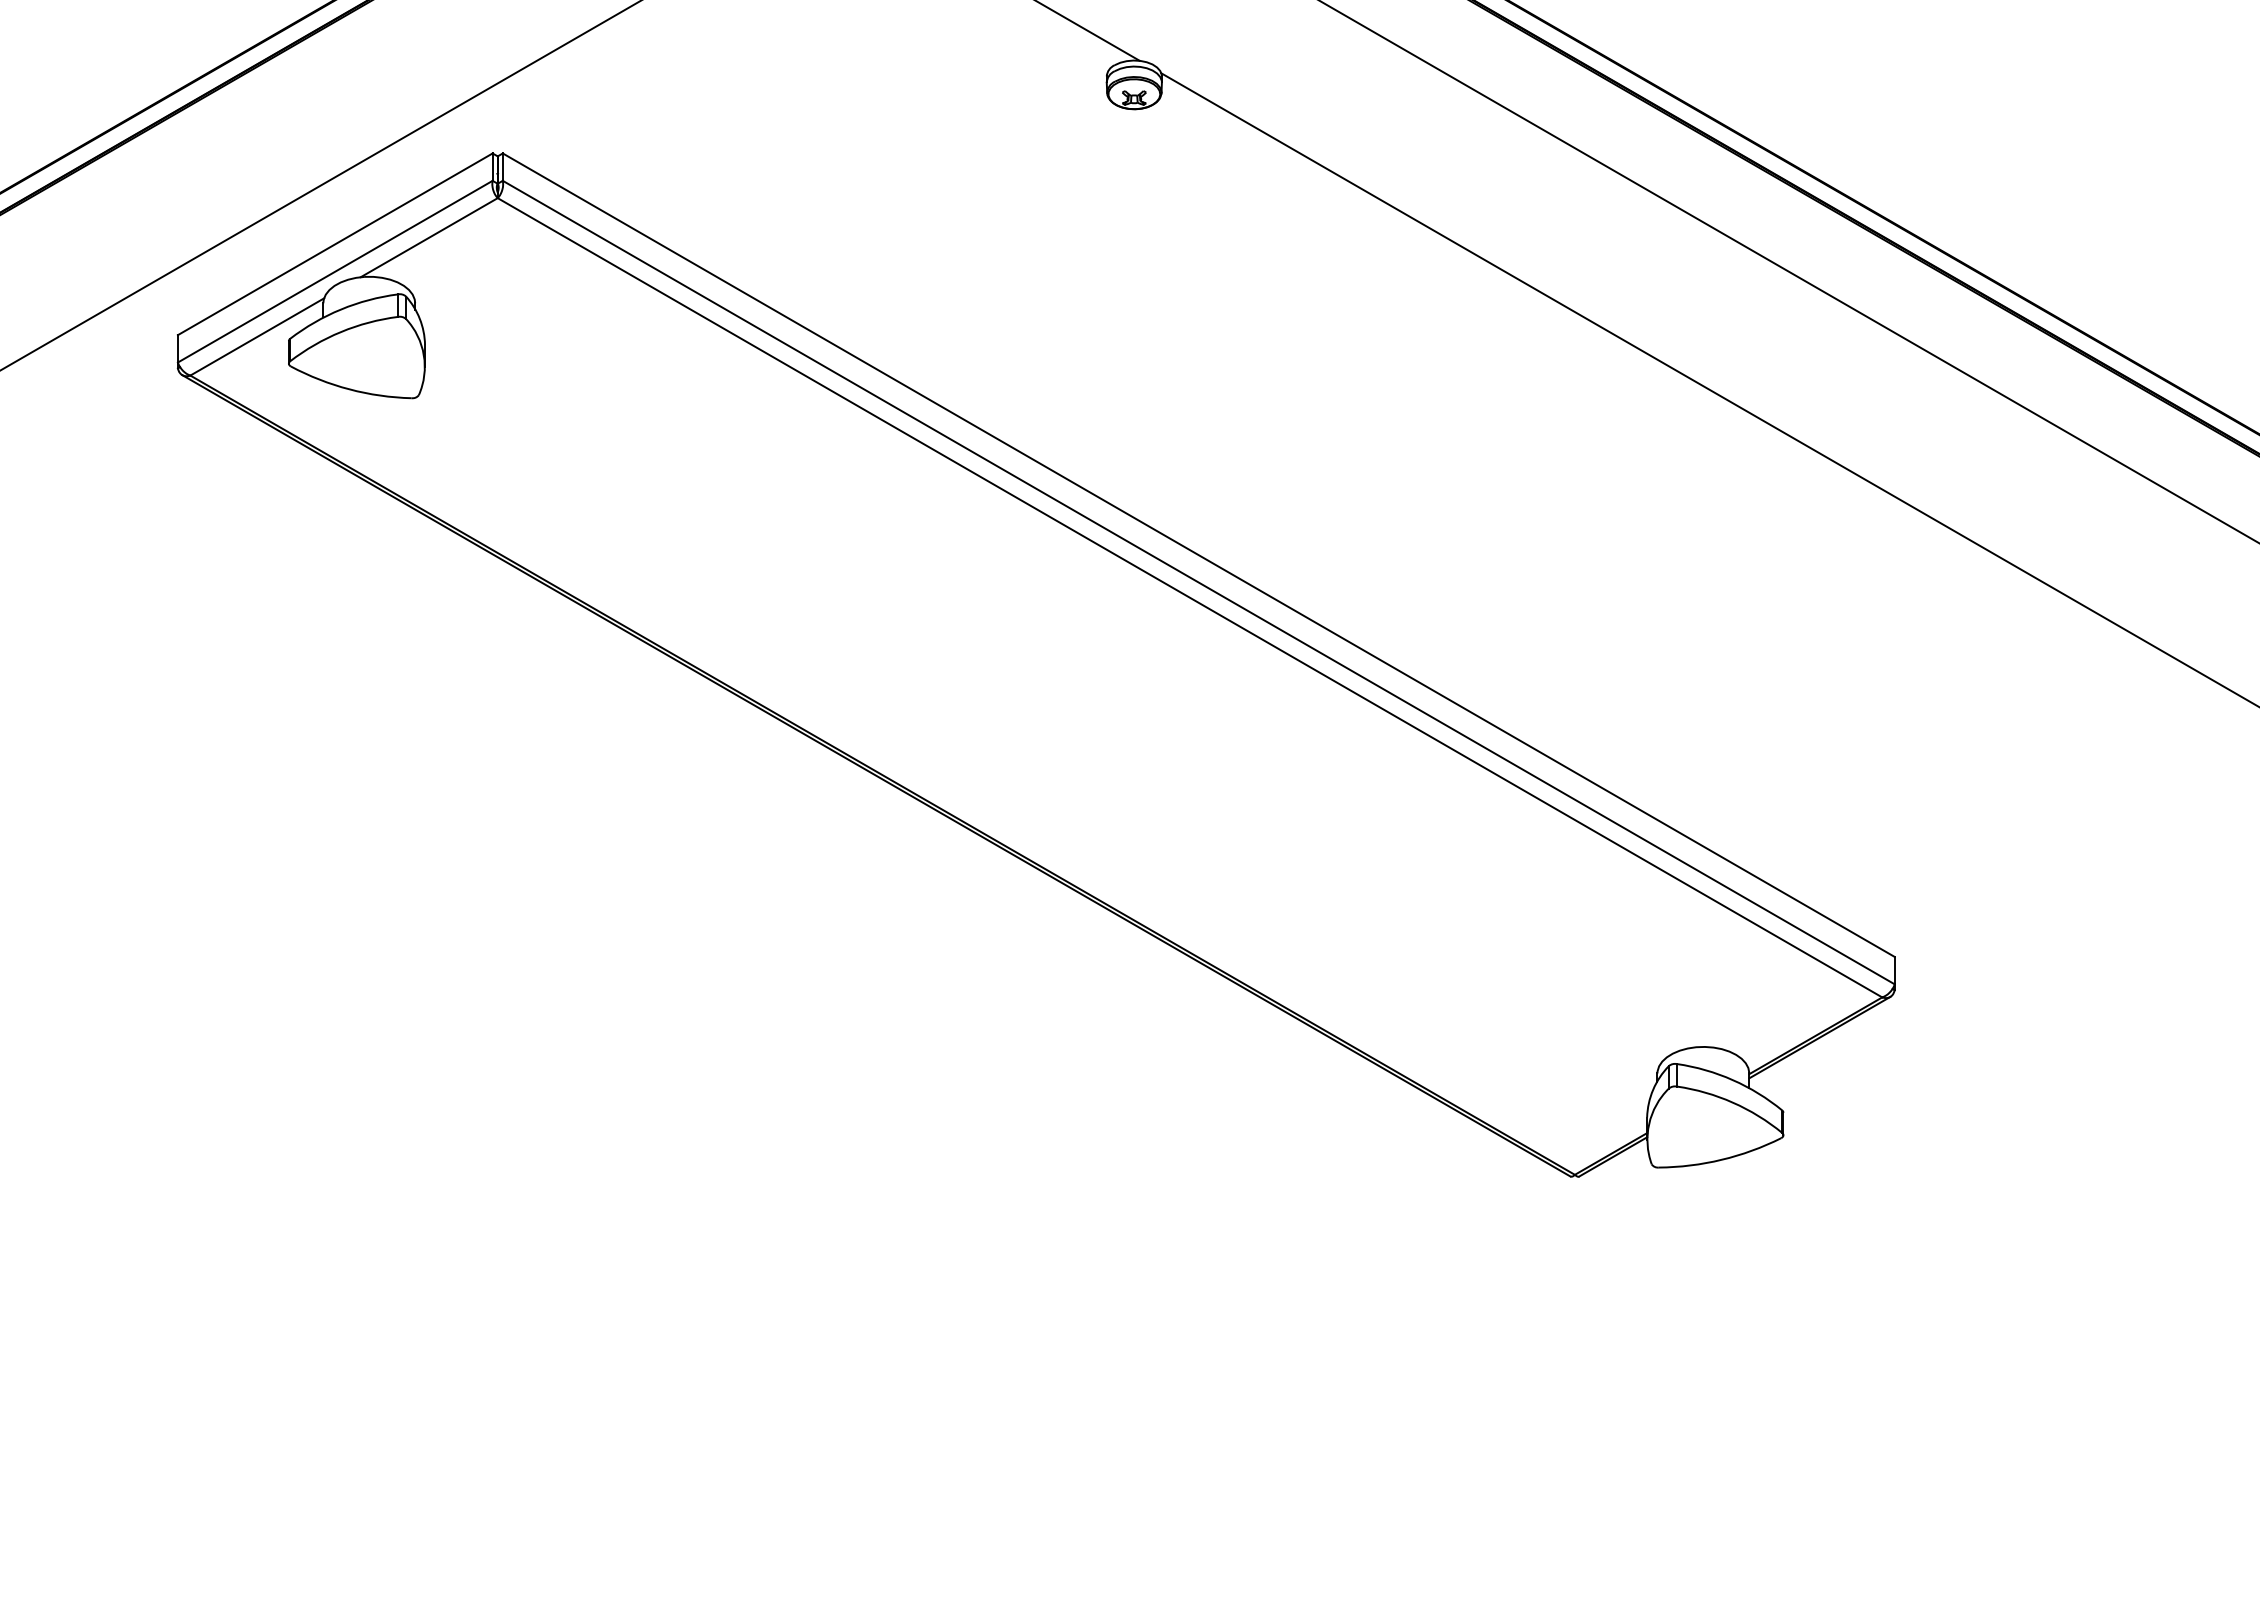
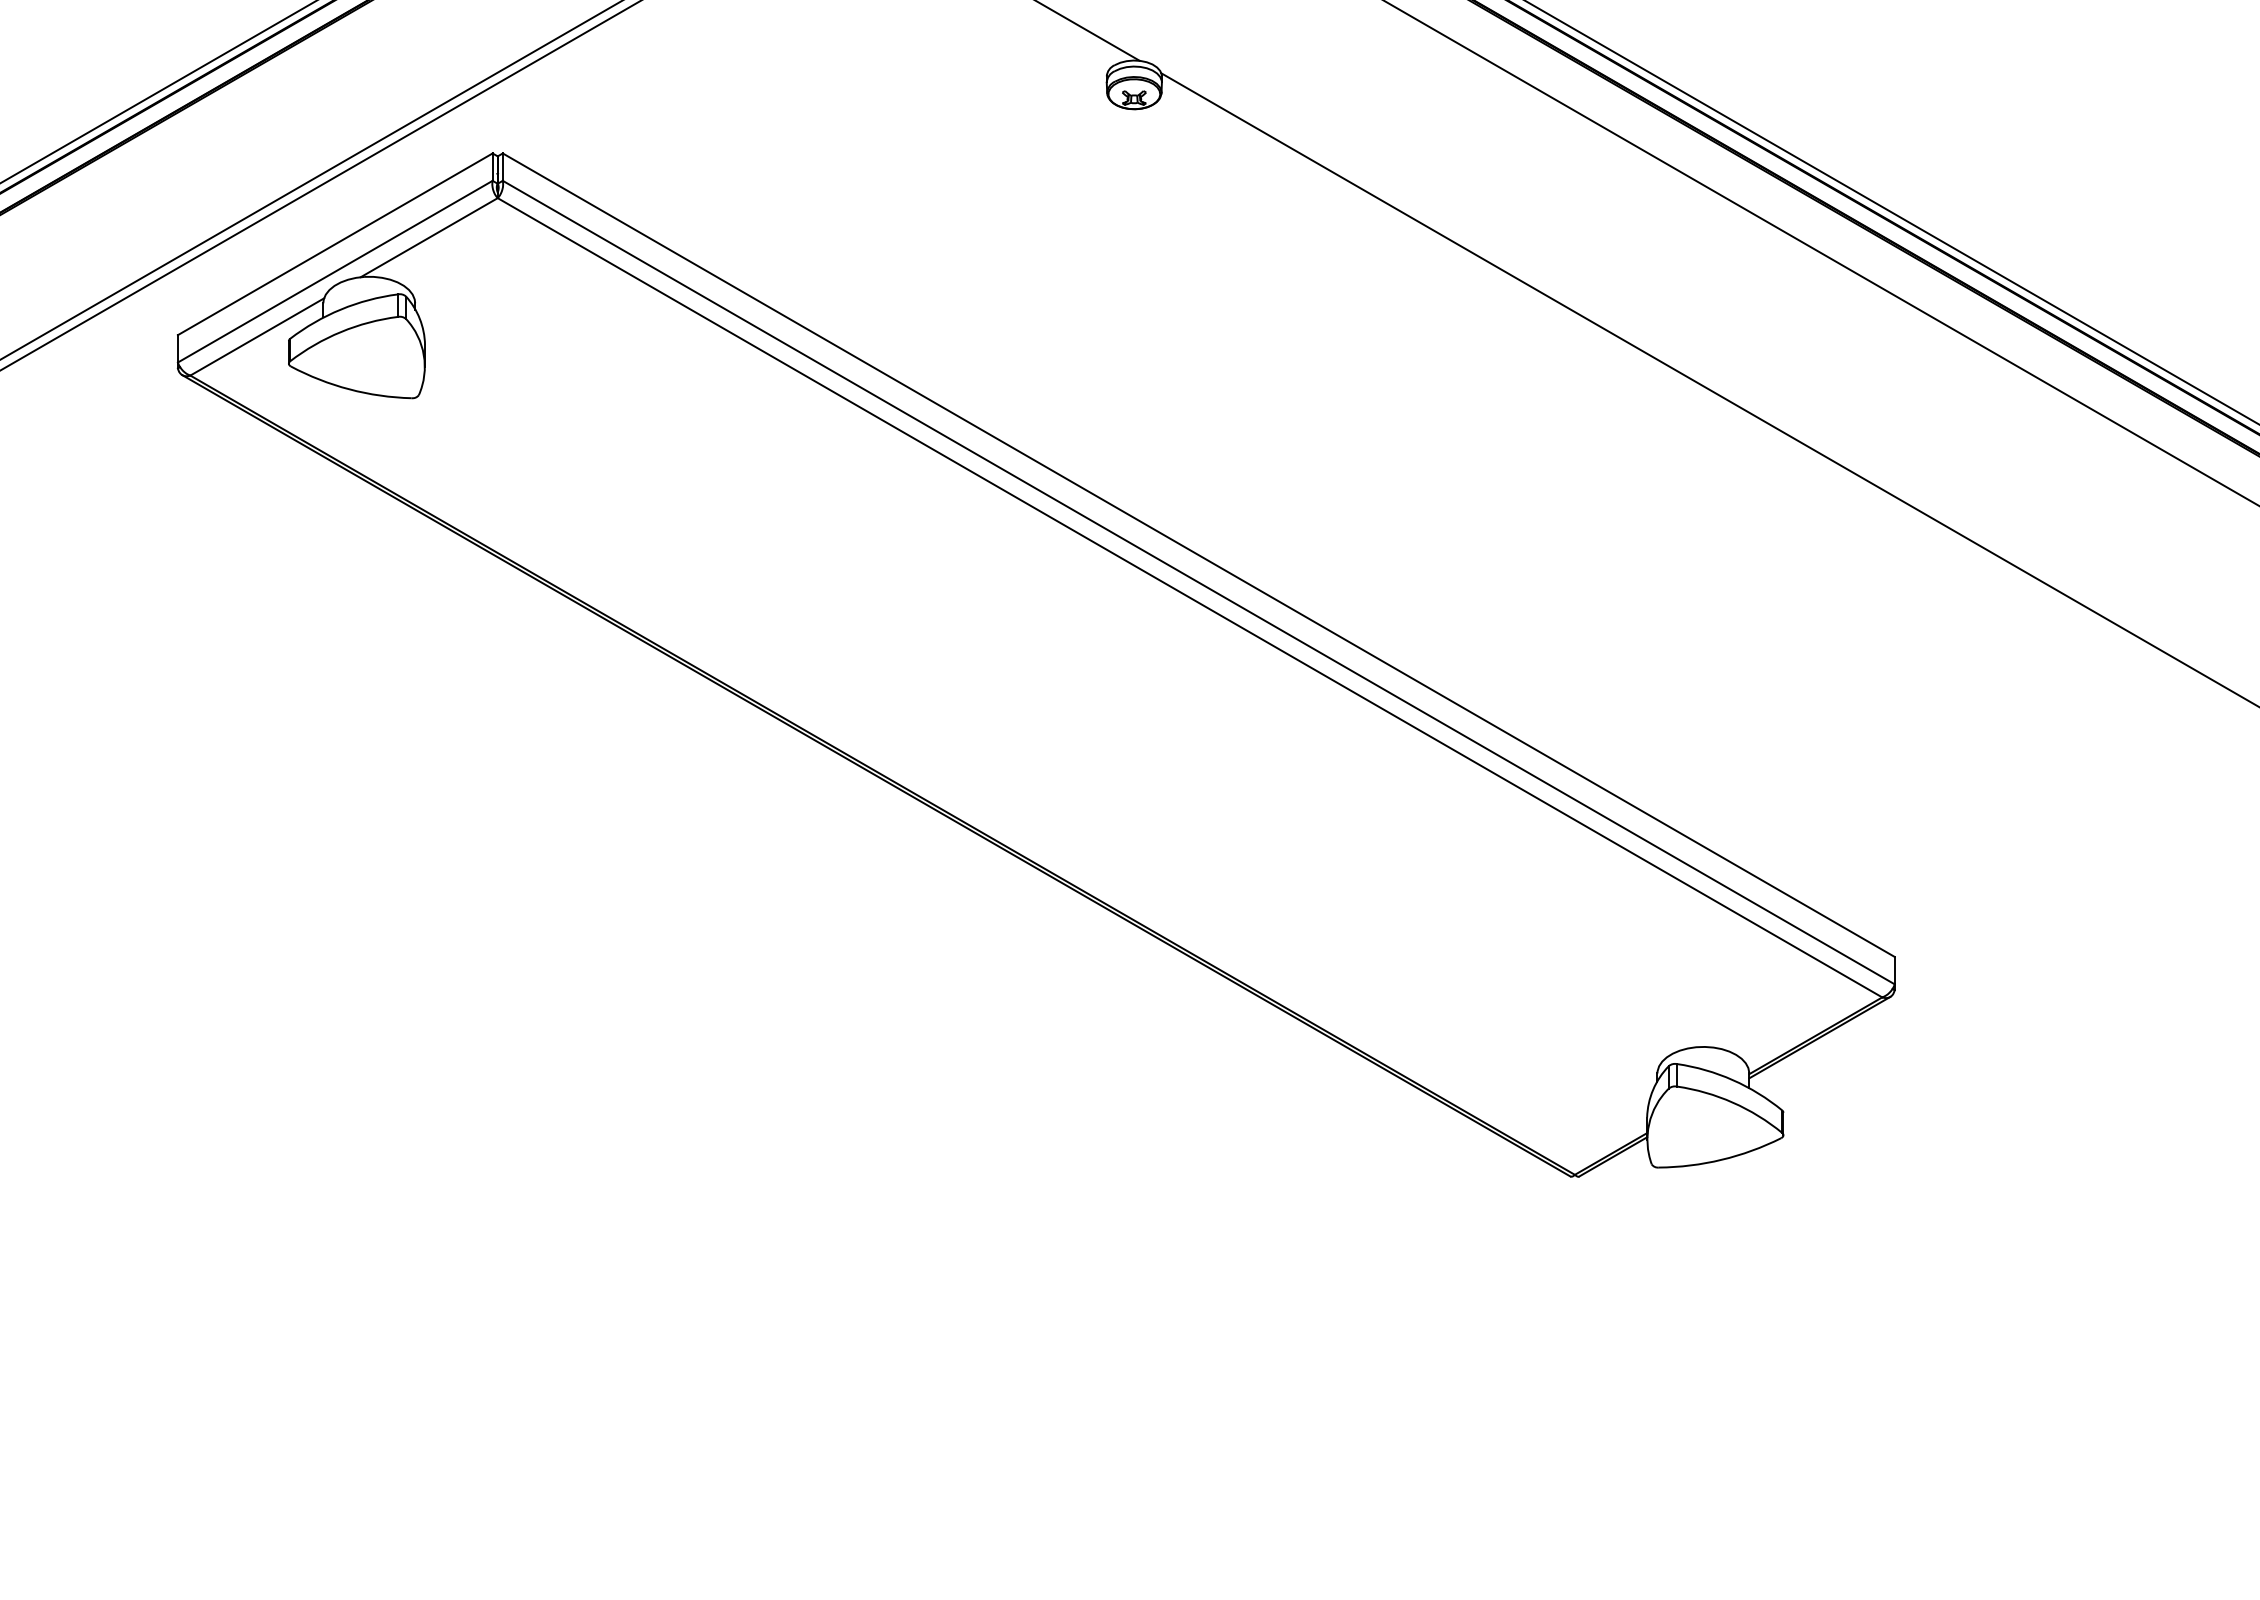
line: none -> present (157, 92)
line: none -> present (310, 180)
line: none -> present (1892, 212)
line position: (1788, 271) -> (1821, 253) (1821, 253)
